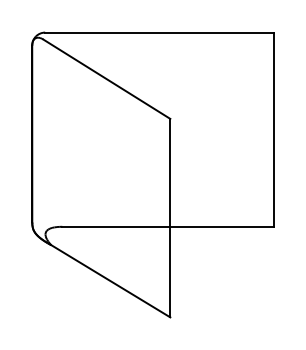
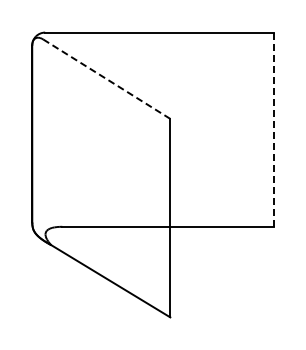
line: solid -> dashed (106, 79)
line: solid -> dashed (273, 129)
